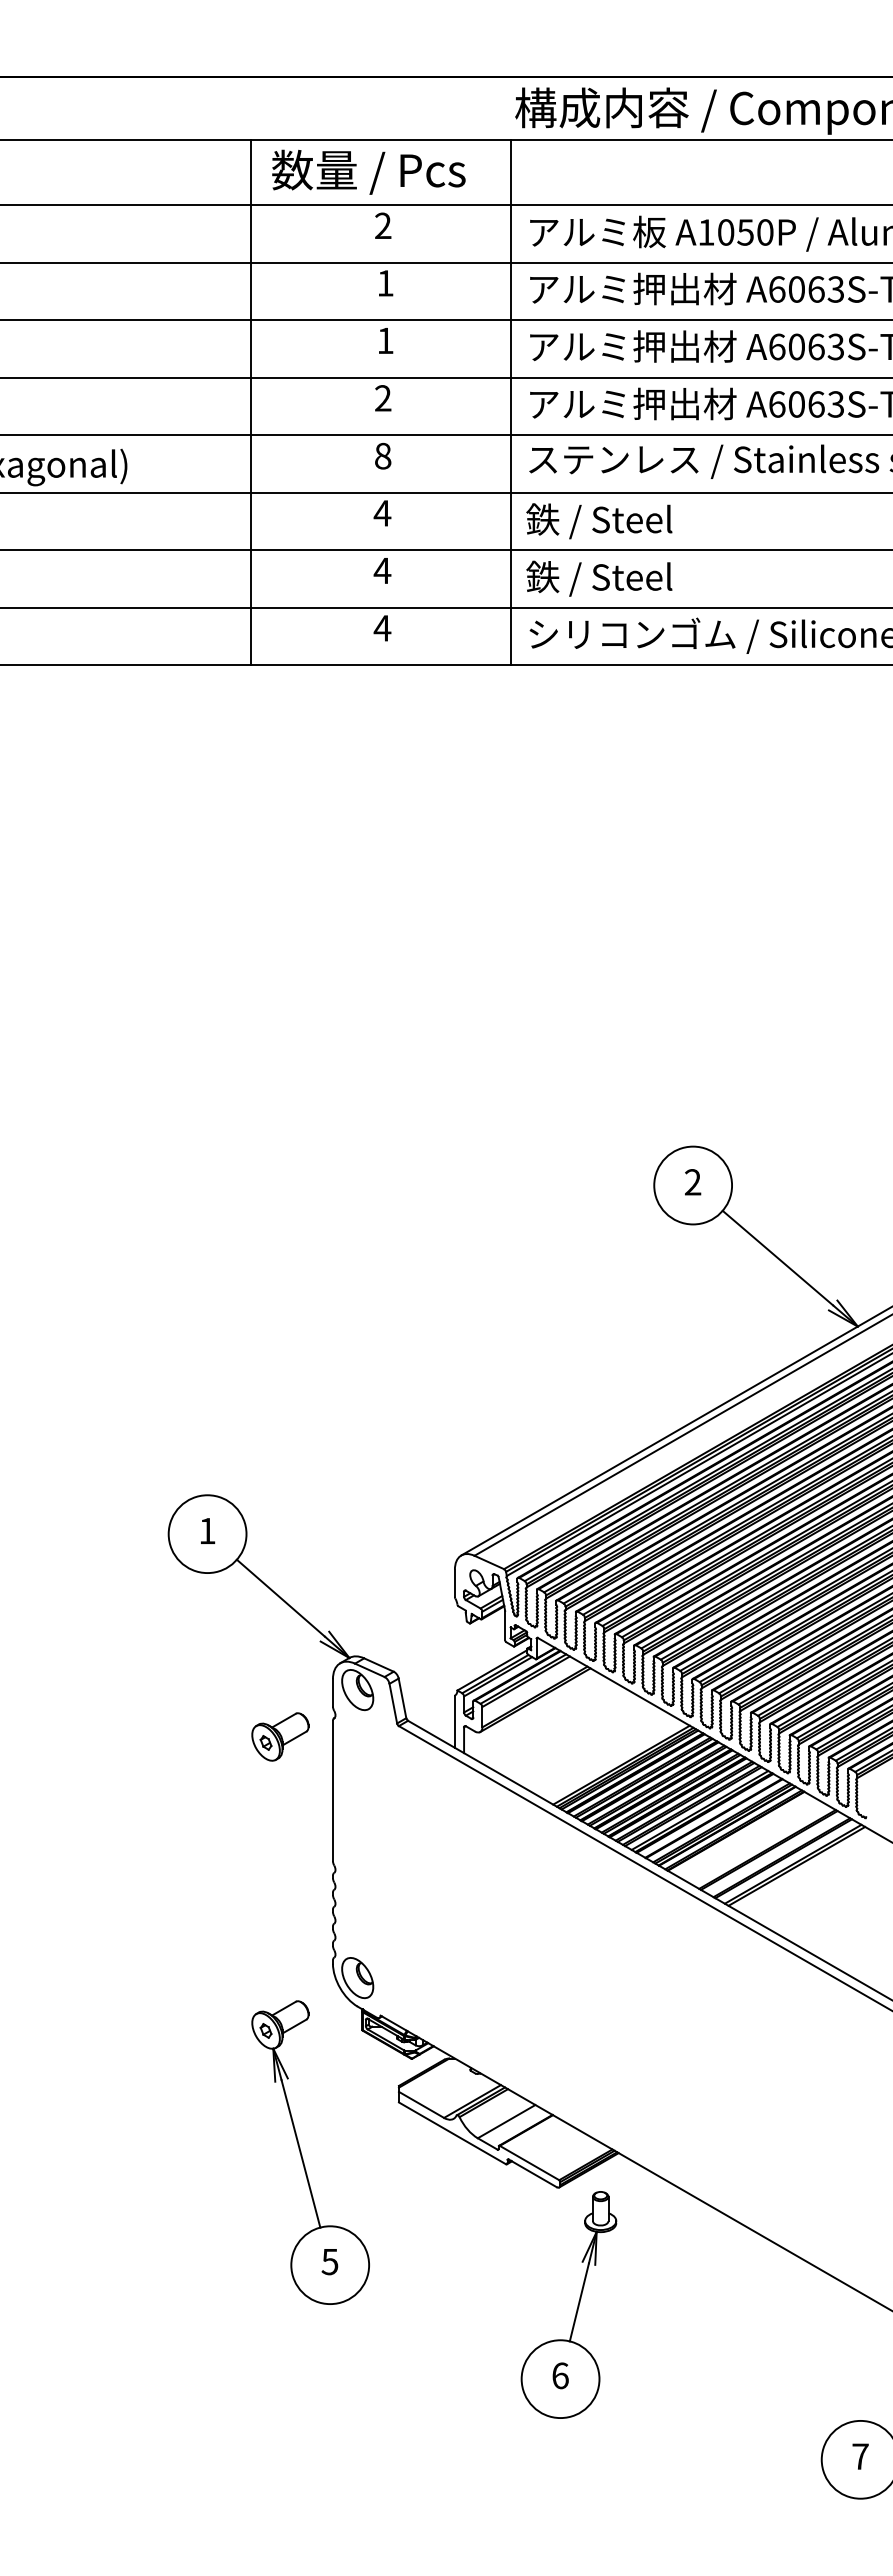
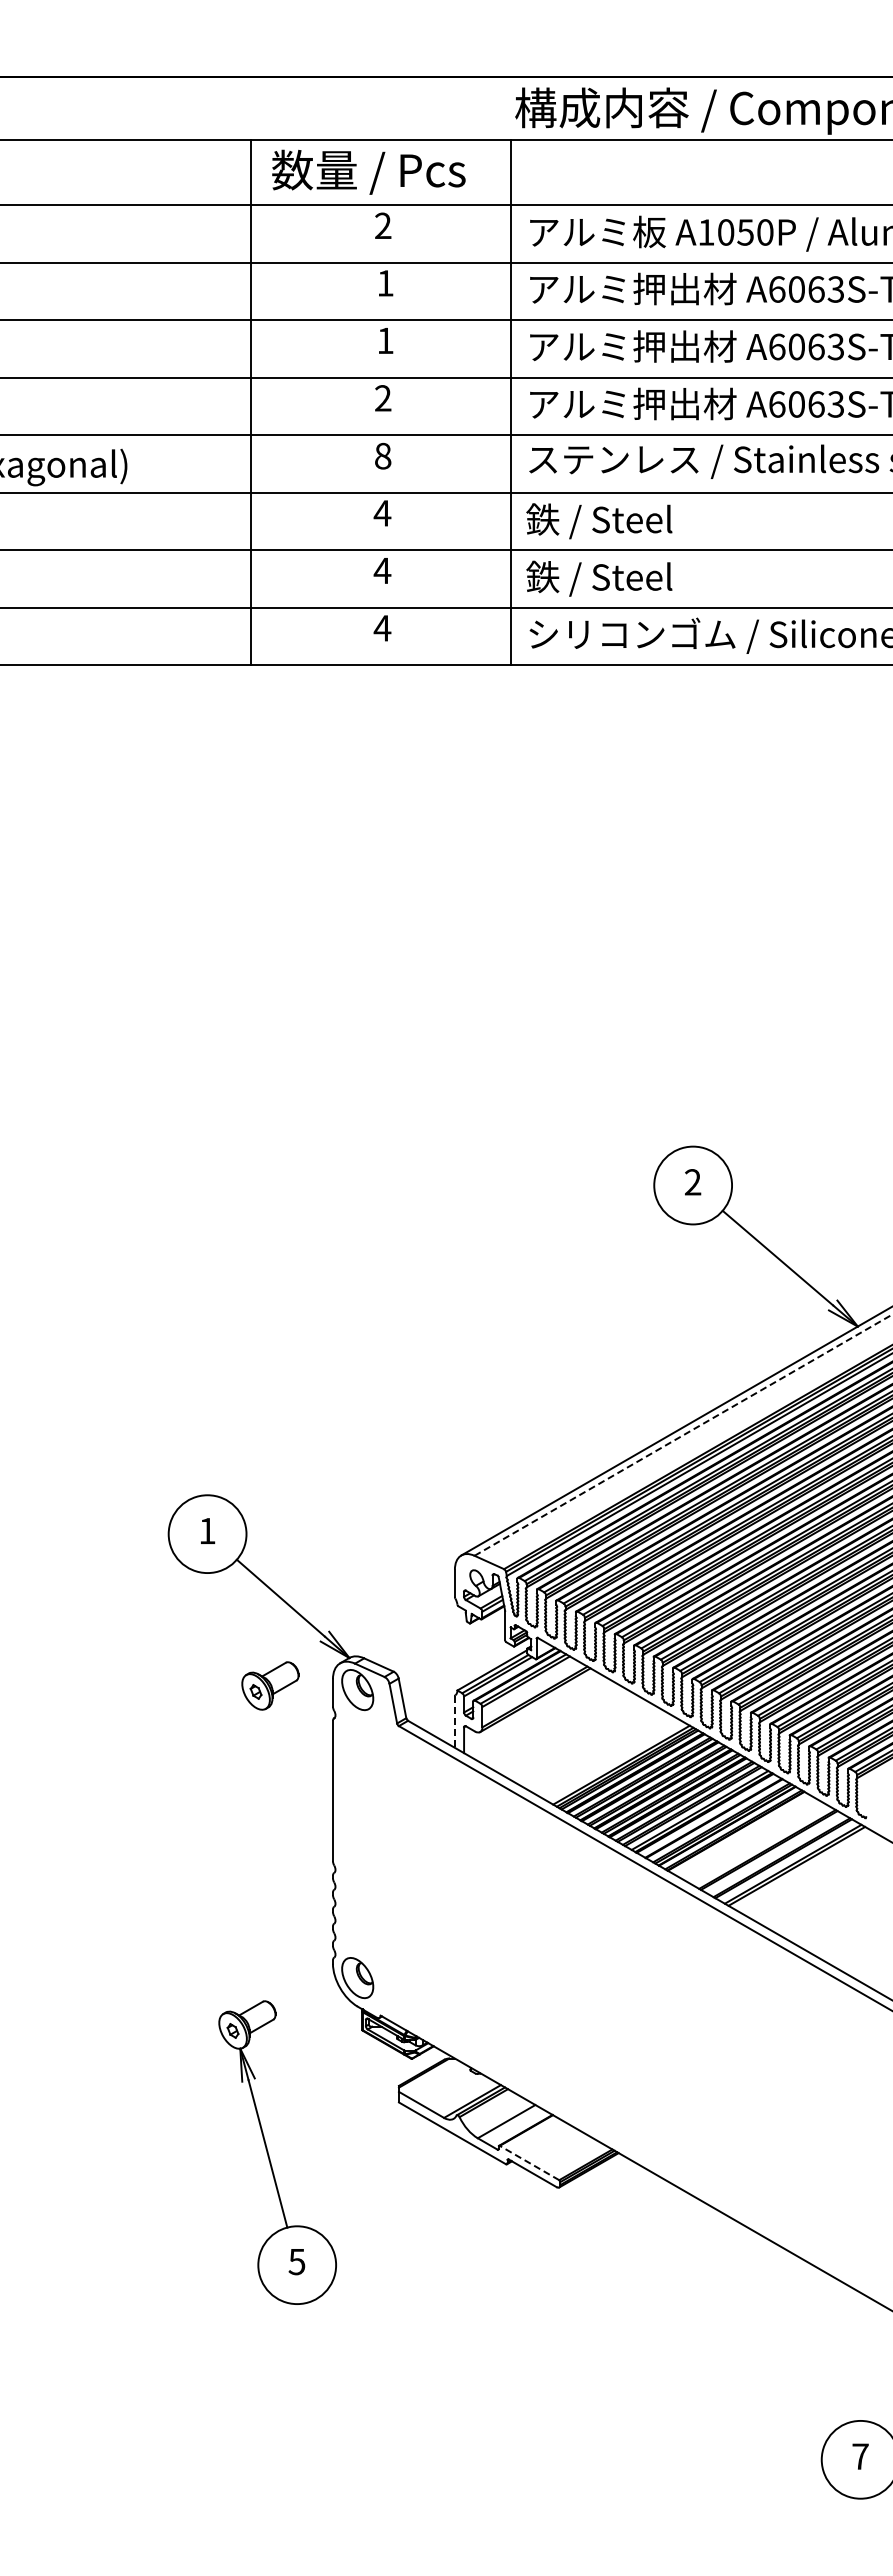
line: solid -> dashed (684, 1434)
line: solid -> dashed (454, 1722)
part position: (280, 1736) -> (270, 1685) (270, 1685)
part position: (302, 2154) -> (269, 2154) (269, 2154)
line: solid -> dashed (529, 2162)
part: present -> none (577, 2305)
